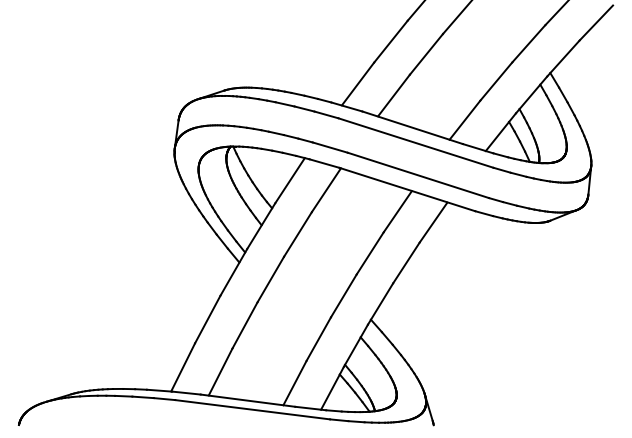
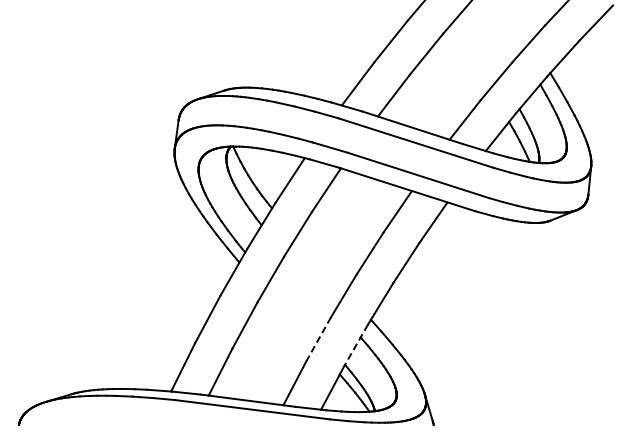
line: solid -> dashed (318, 339)
line: solid -> dashed (355, 346)
